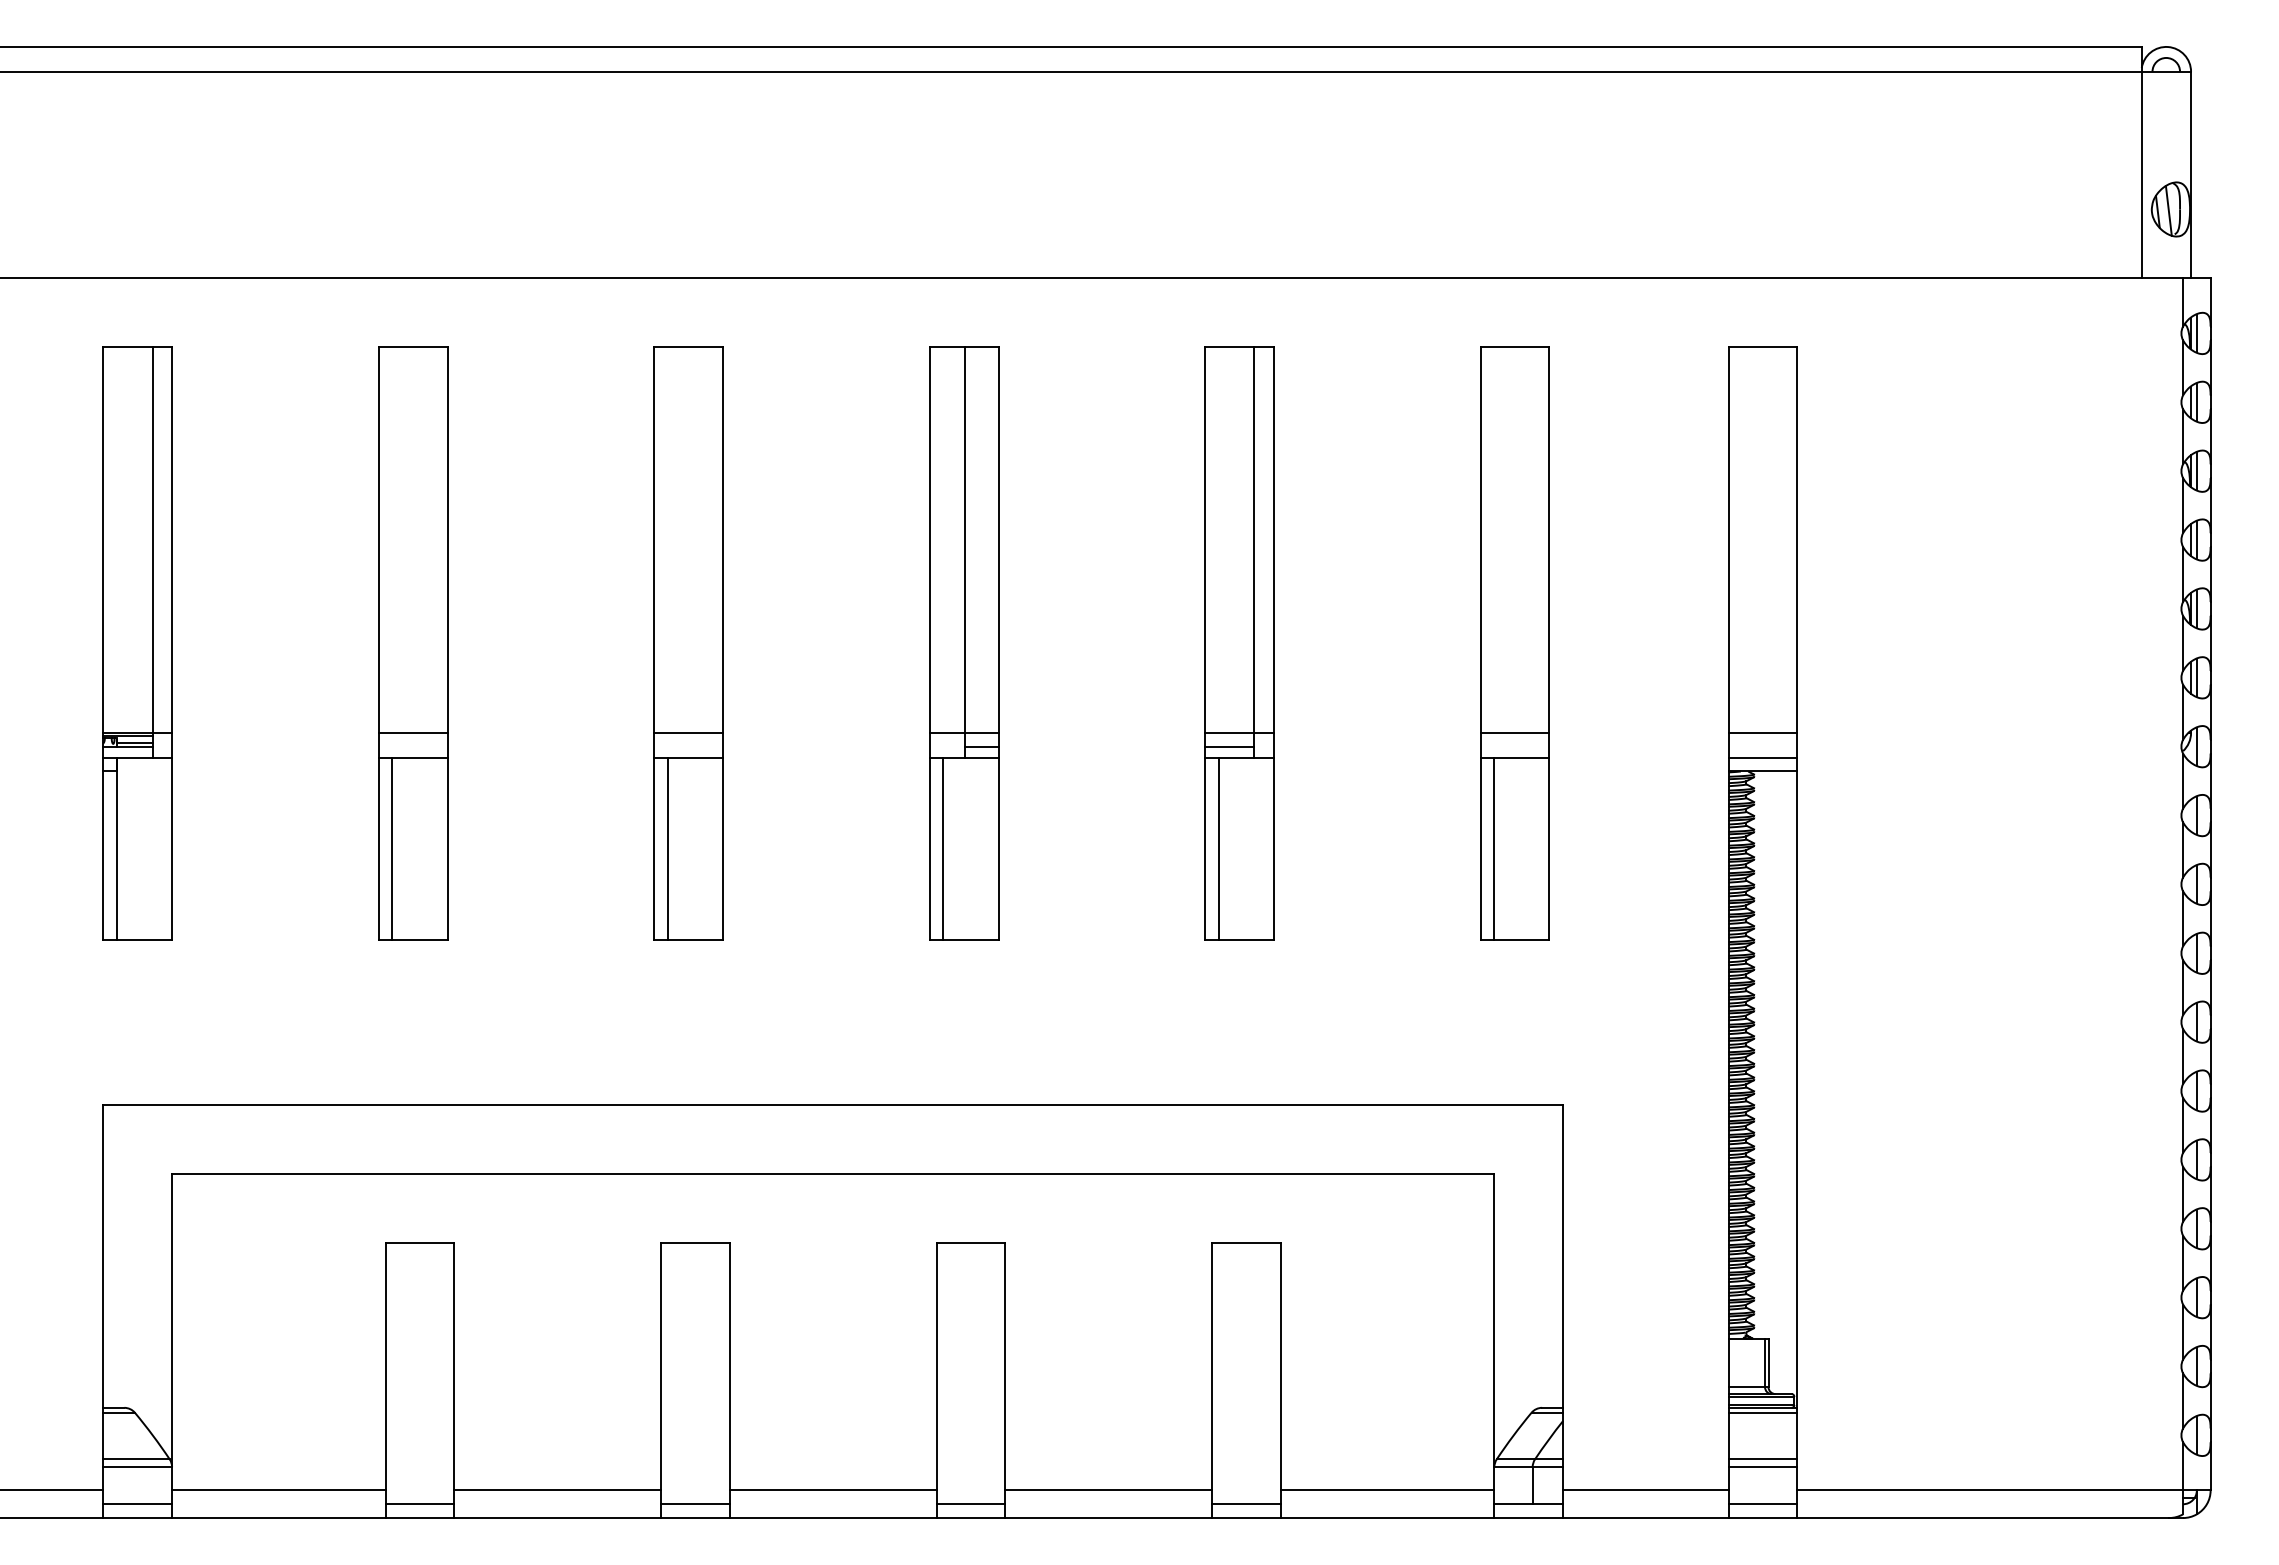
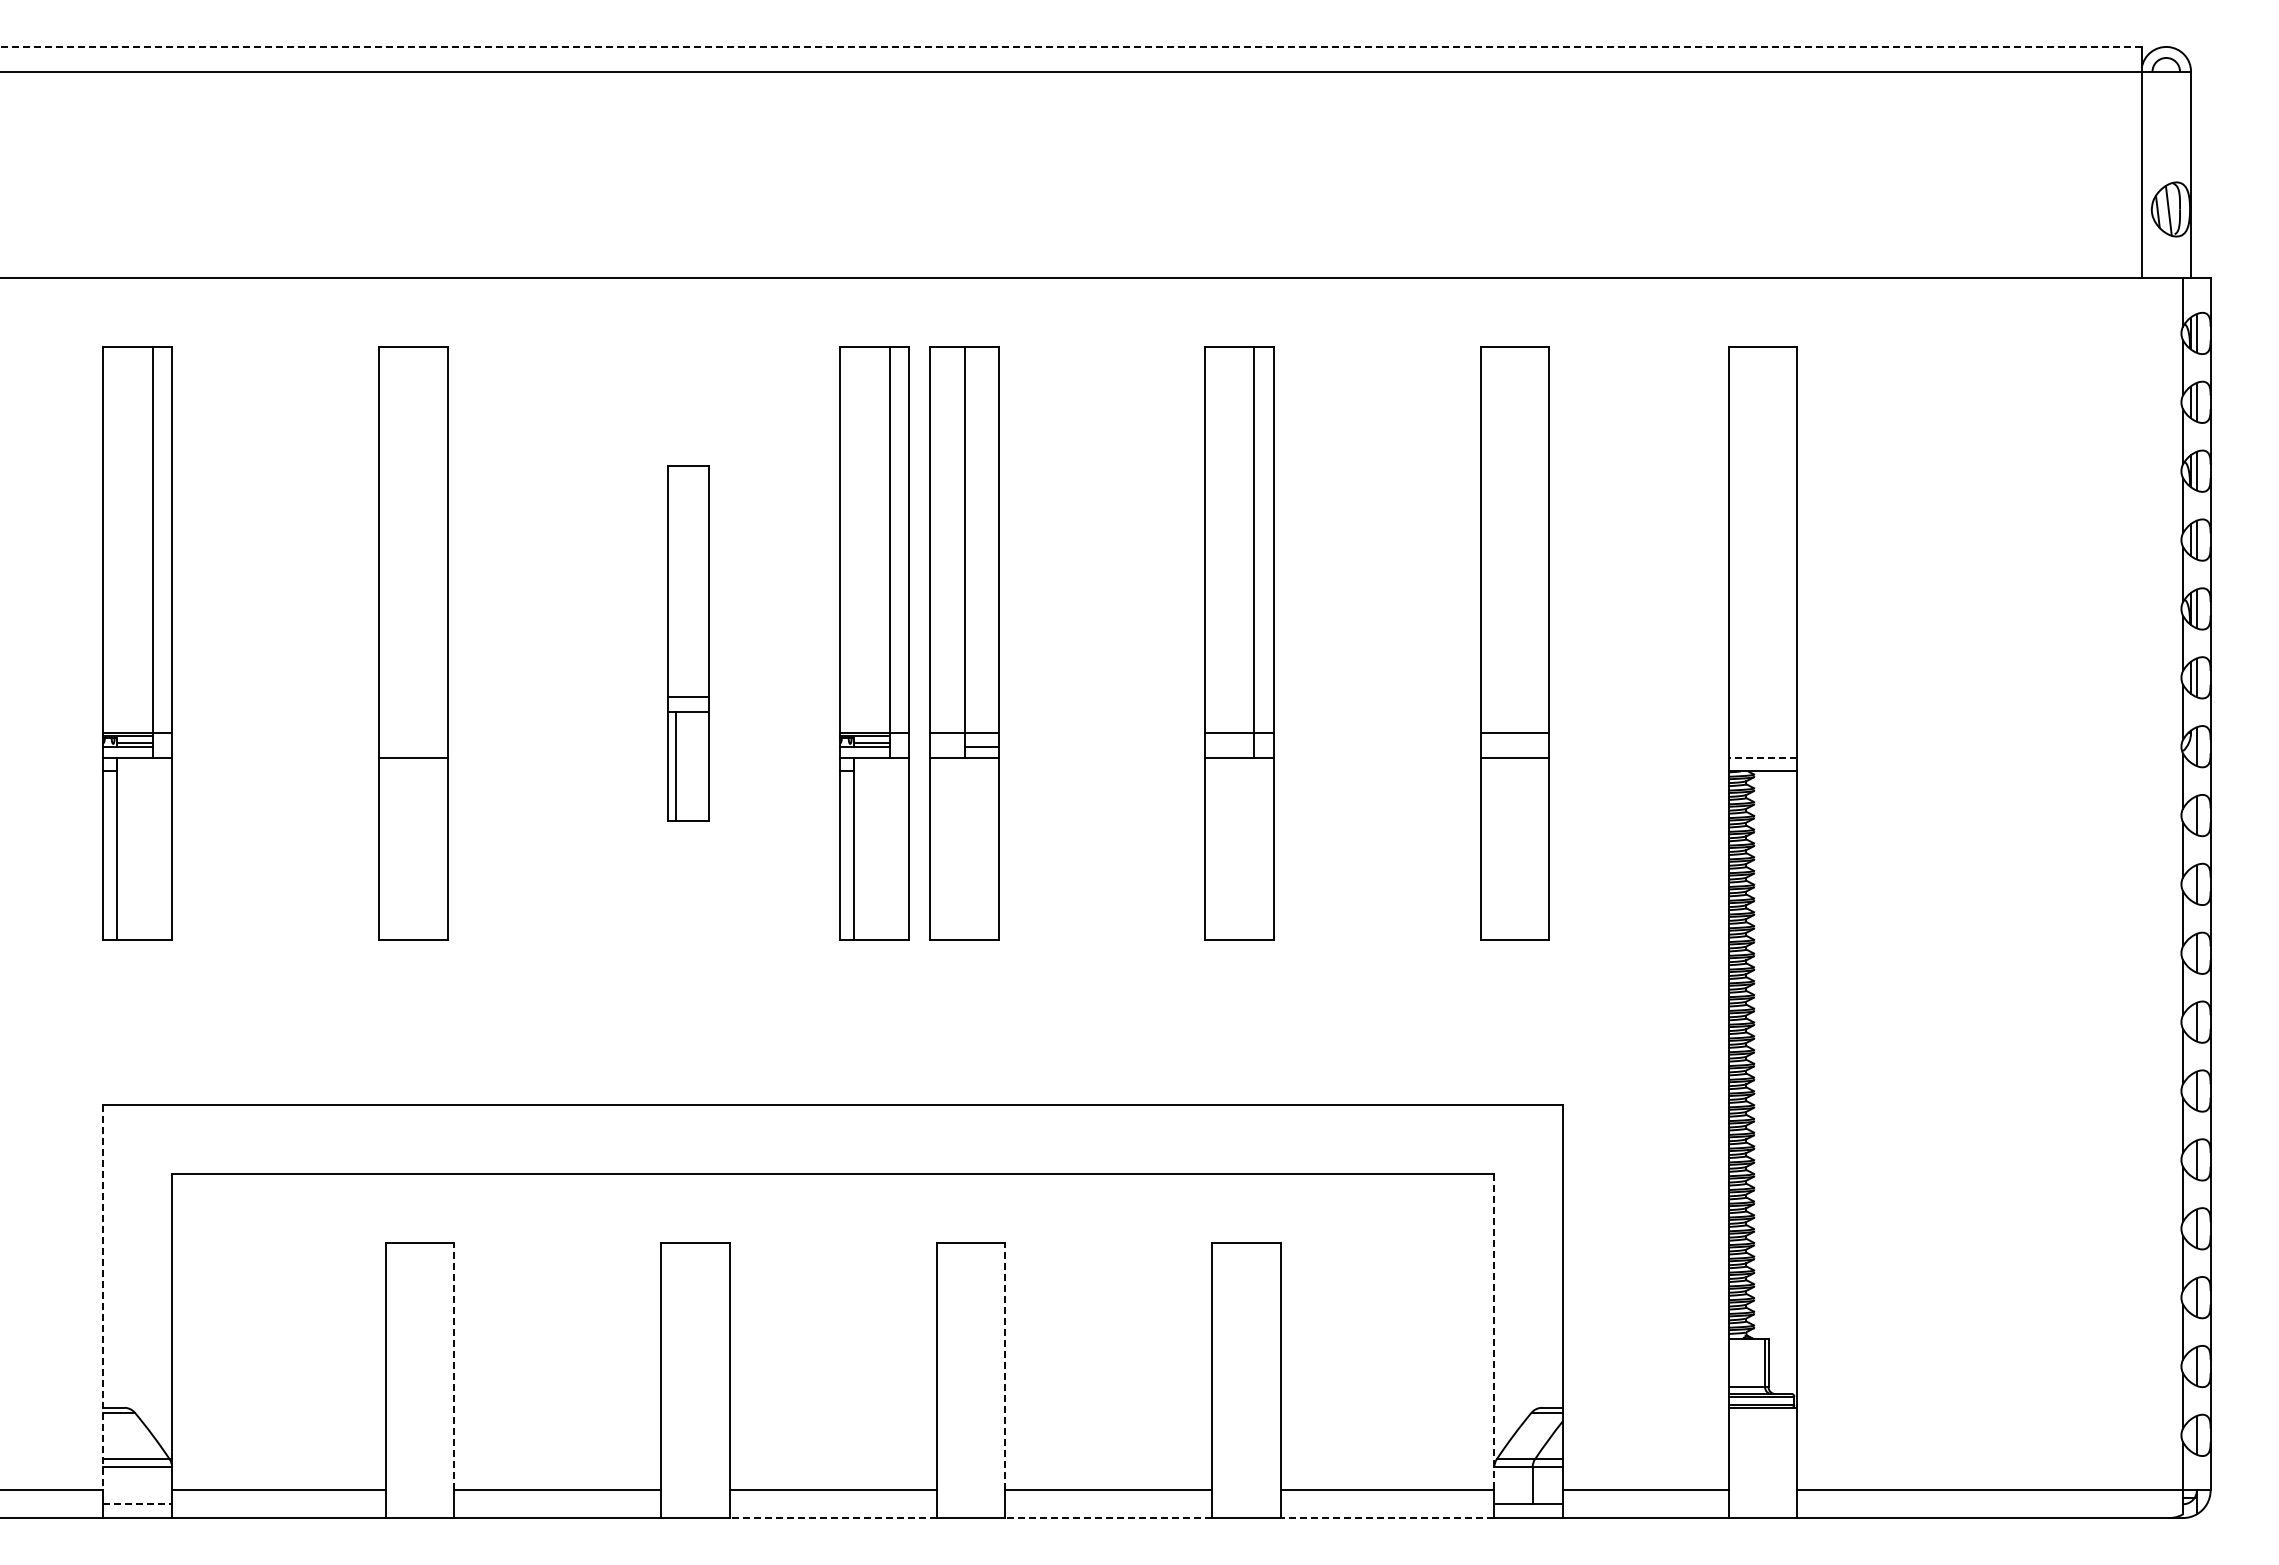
line: solid -> dashed (1071, 46)
part size: 71x595 px -> 43x357 px (688, 643)
part: none -> present (874, 643)
line: present -> none (412, 732)
line: present -> none (1762, 732)
line: present -> none (1229, 746)
line: solid -> dashed (1762, 757)
line: present -> none (392, 848)
line: present -> none (943, 848)
line: present -> none (1218, 848)
line: present -> none (1494, 848)
line: solid -> dashed (103, 1297)
line: solid -> dashed (1494, 1332)
line: solid -> dashed (454, 1366)
line: solid -> dashed (1005, 1366)
line: present -> none (1762, 1412)
line: present -> none (1762, 1459)
line: present -> none (1762, 1467)
line: solid -> dashed (138, 1504)
line: present -> none (419, 1504)
line: present -> none (695, 1504)
line: present -> none (970, 1504)
line: present -> none (1246, 1504)
line: present -> none (1762, 1504)
line: solid -> dashed (832, 1518)
line: solid -> dashed (1108, 1518)
line: solid -> dashed (1387, 1518)
